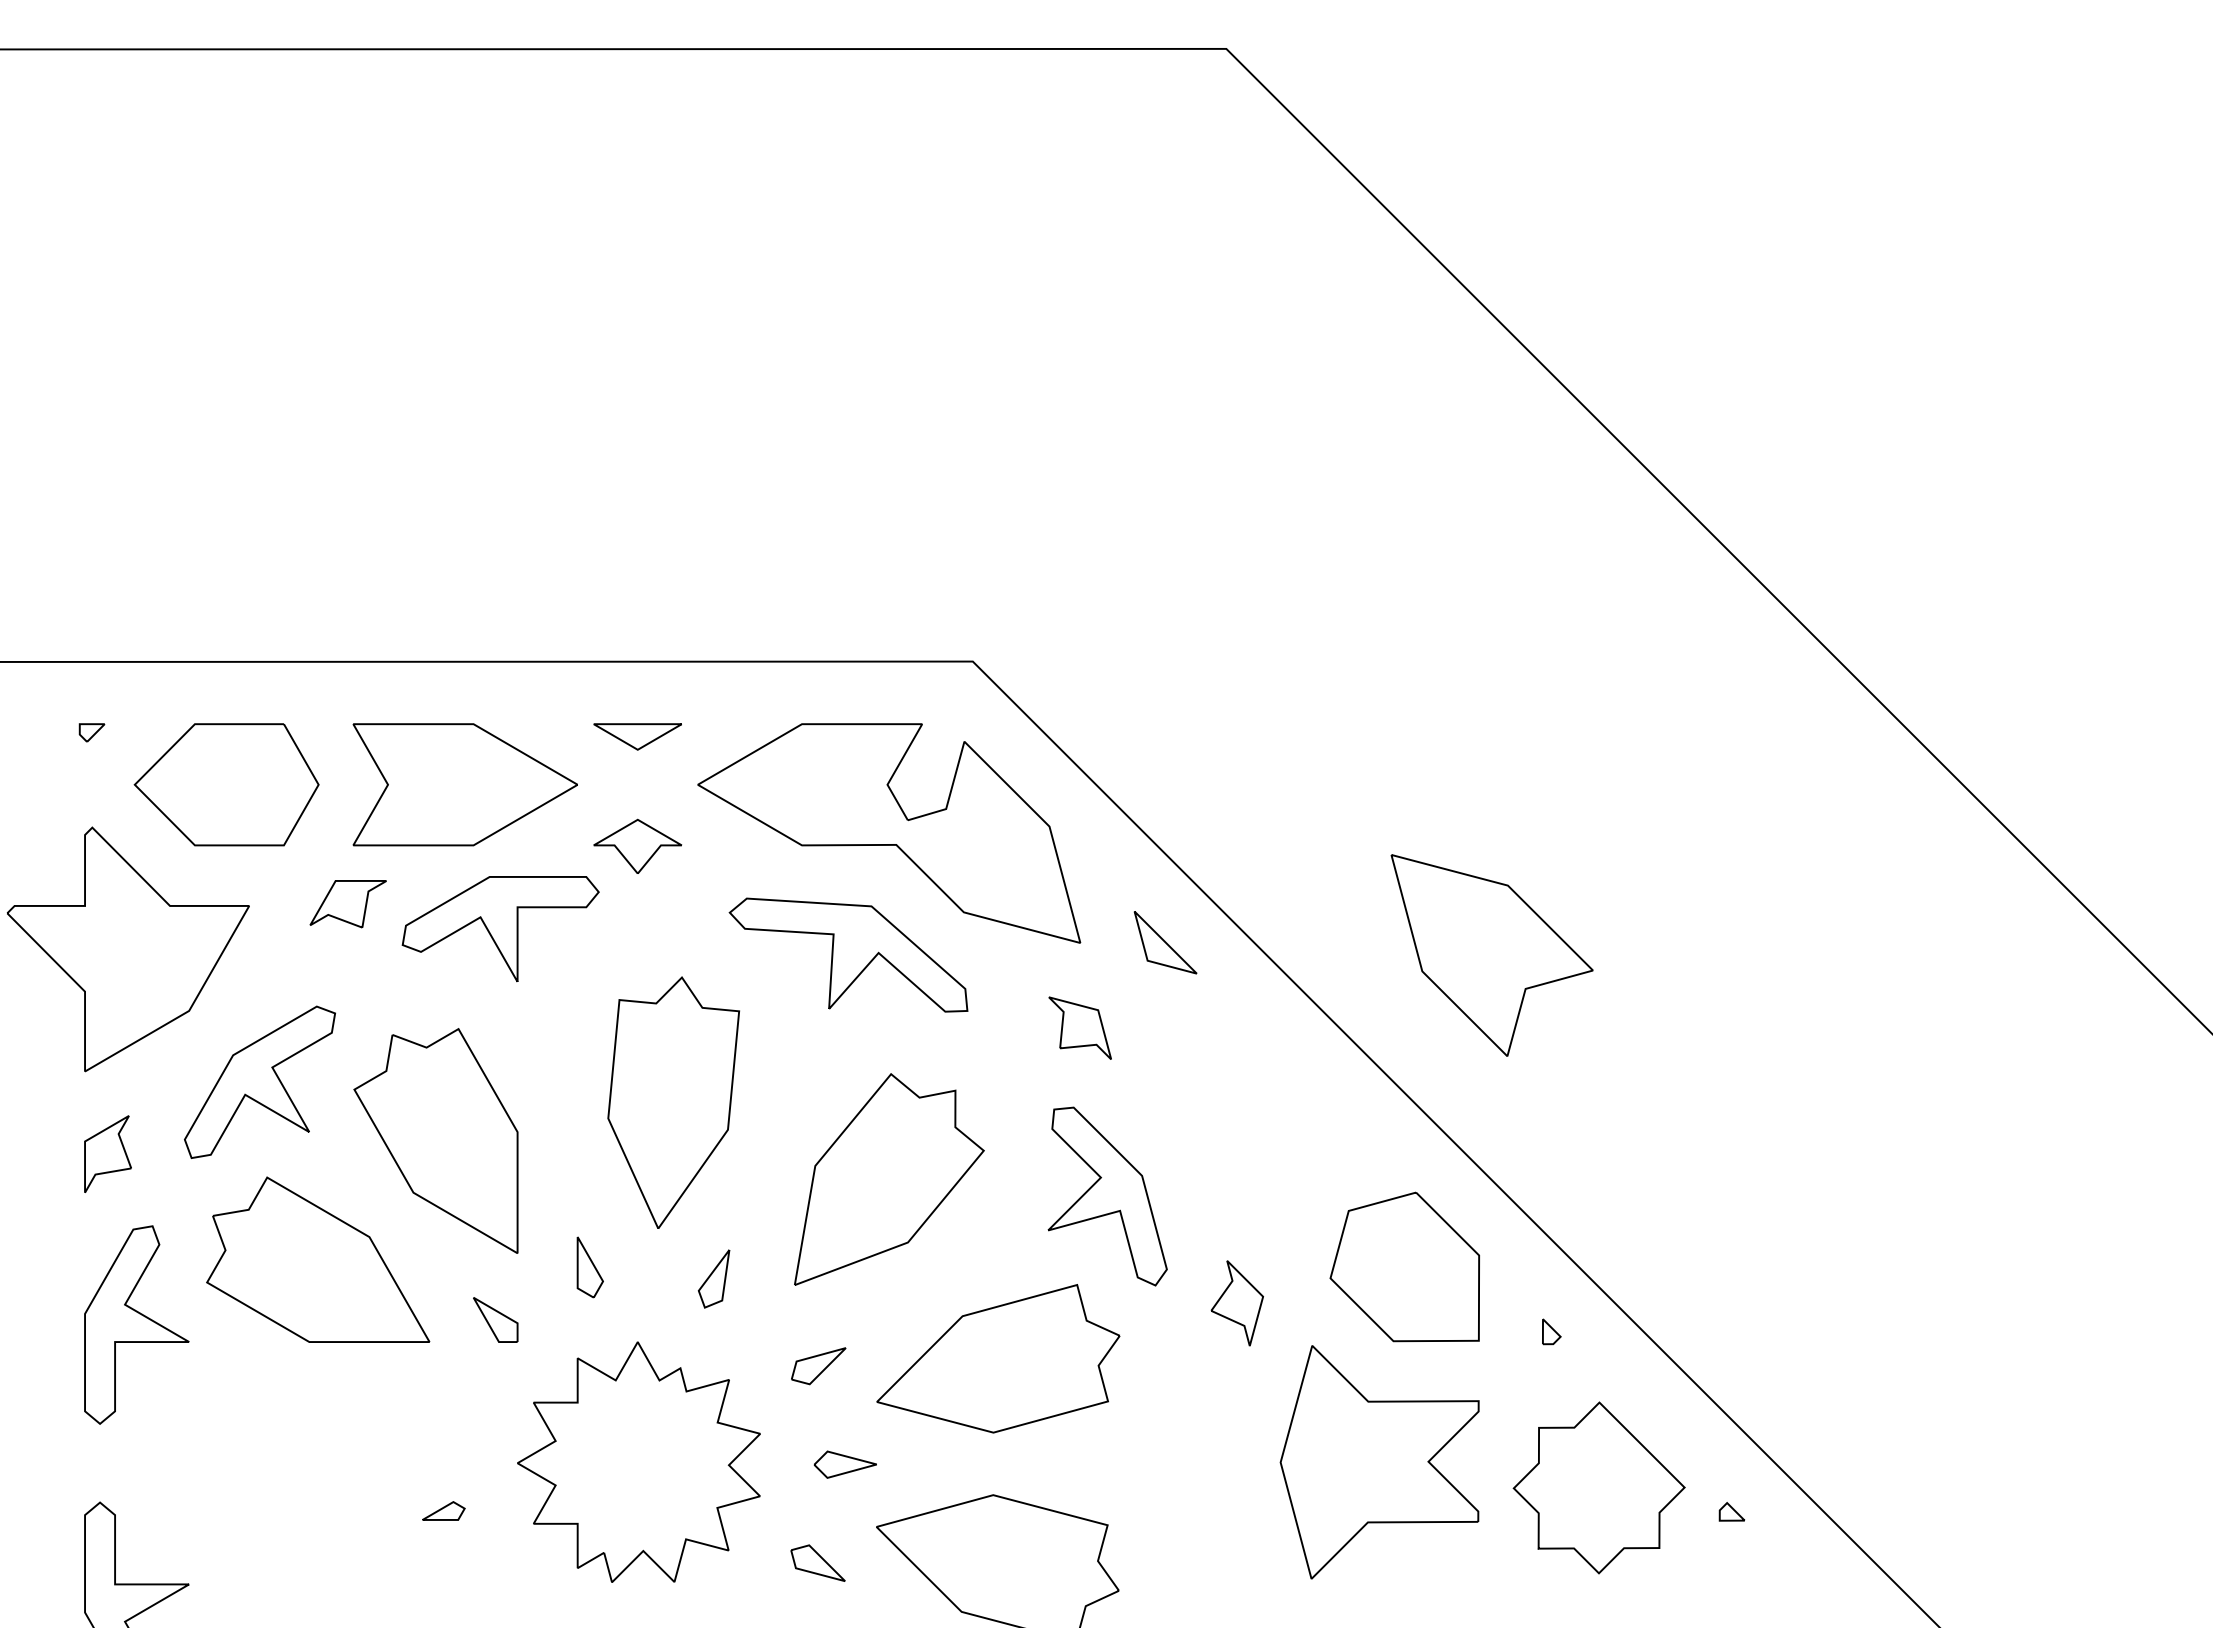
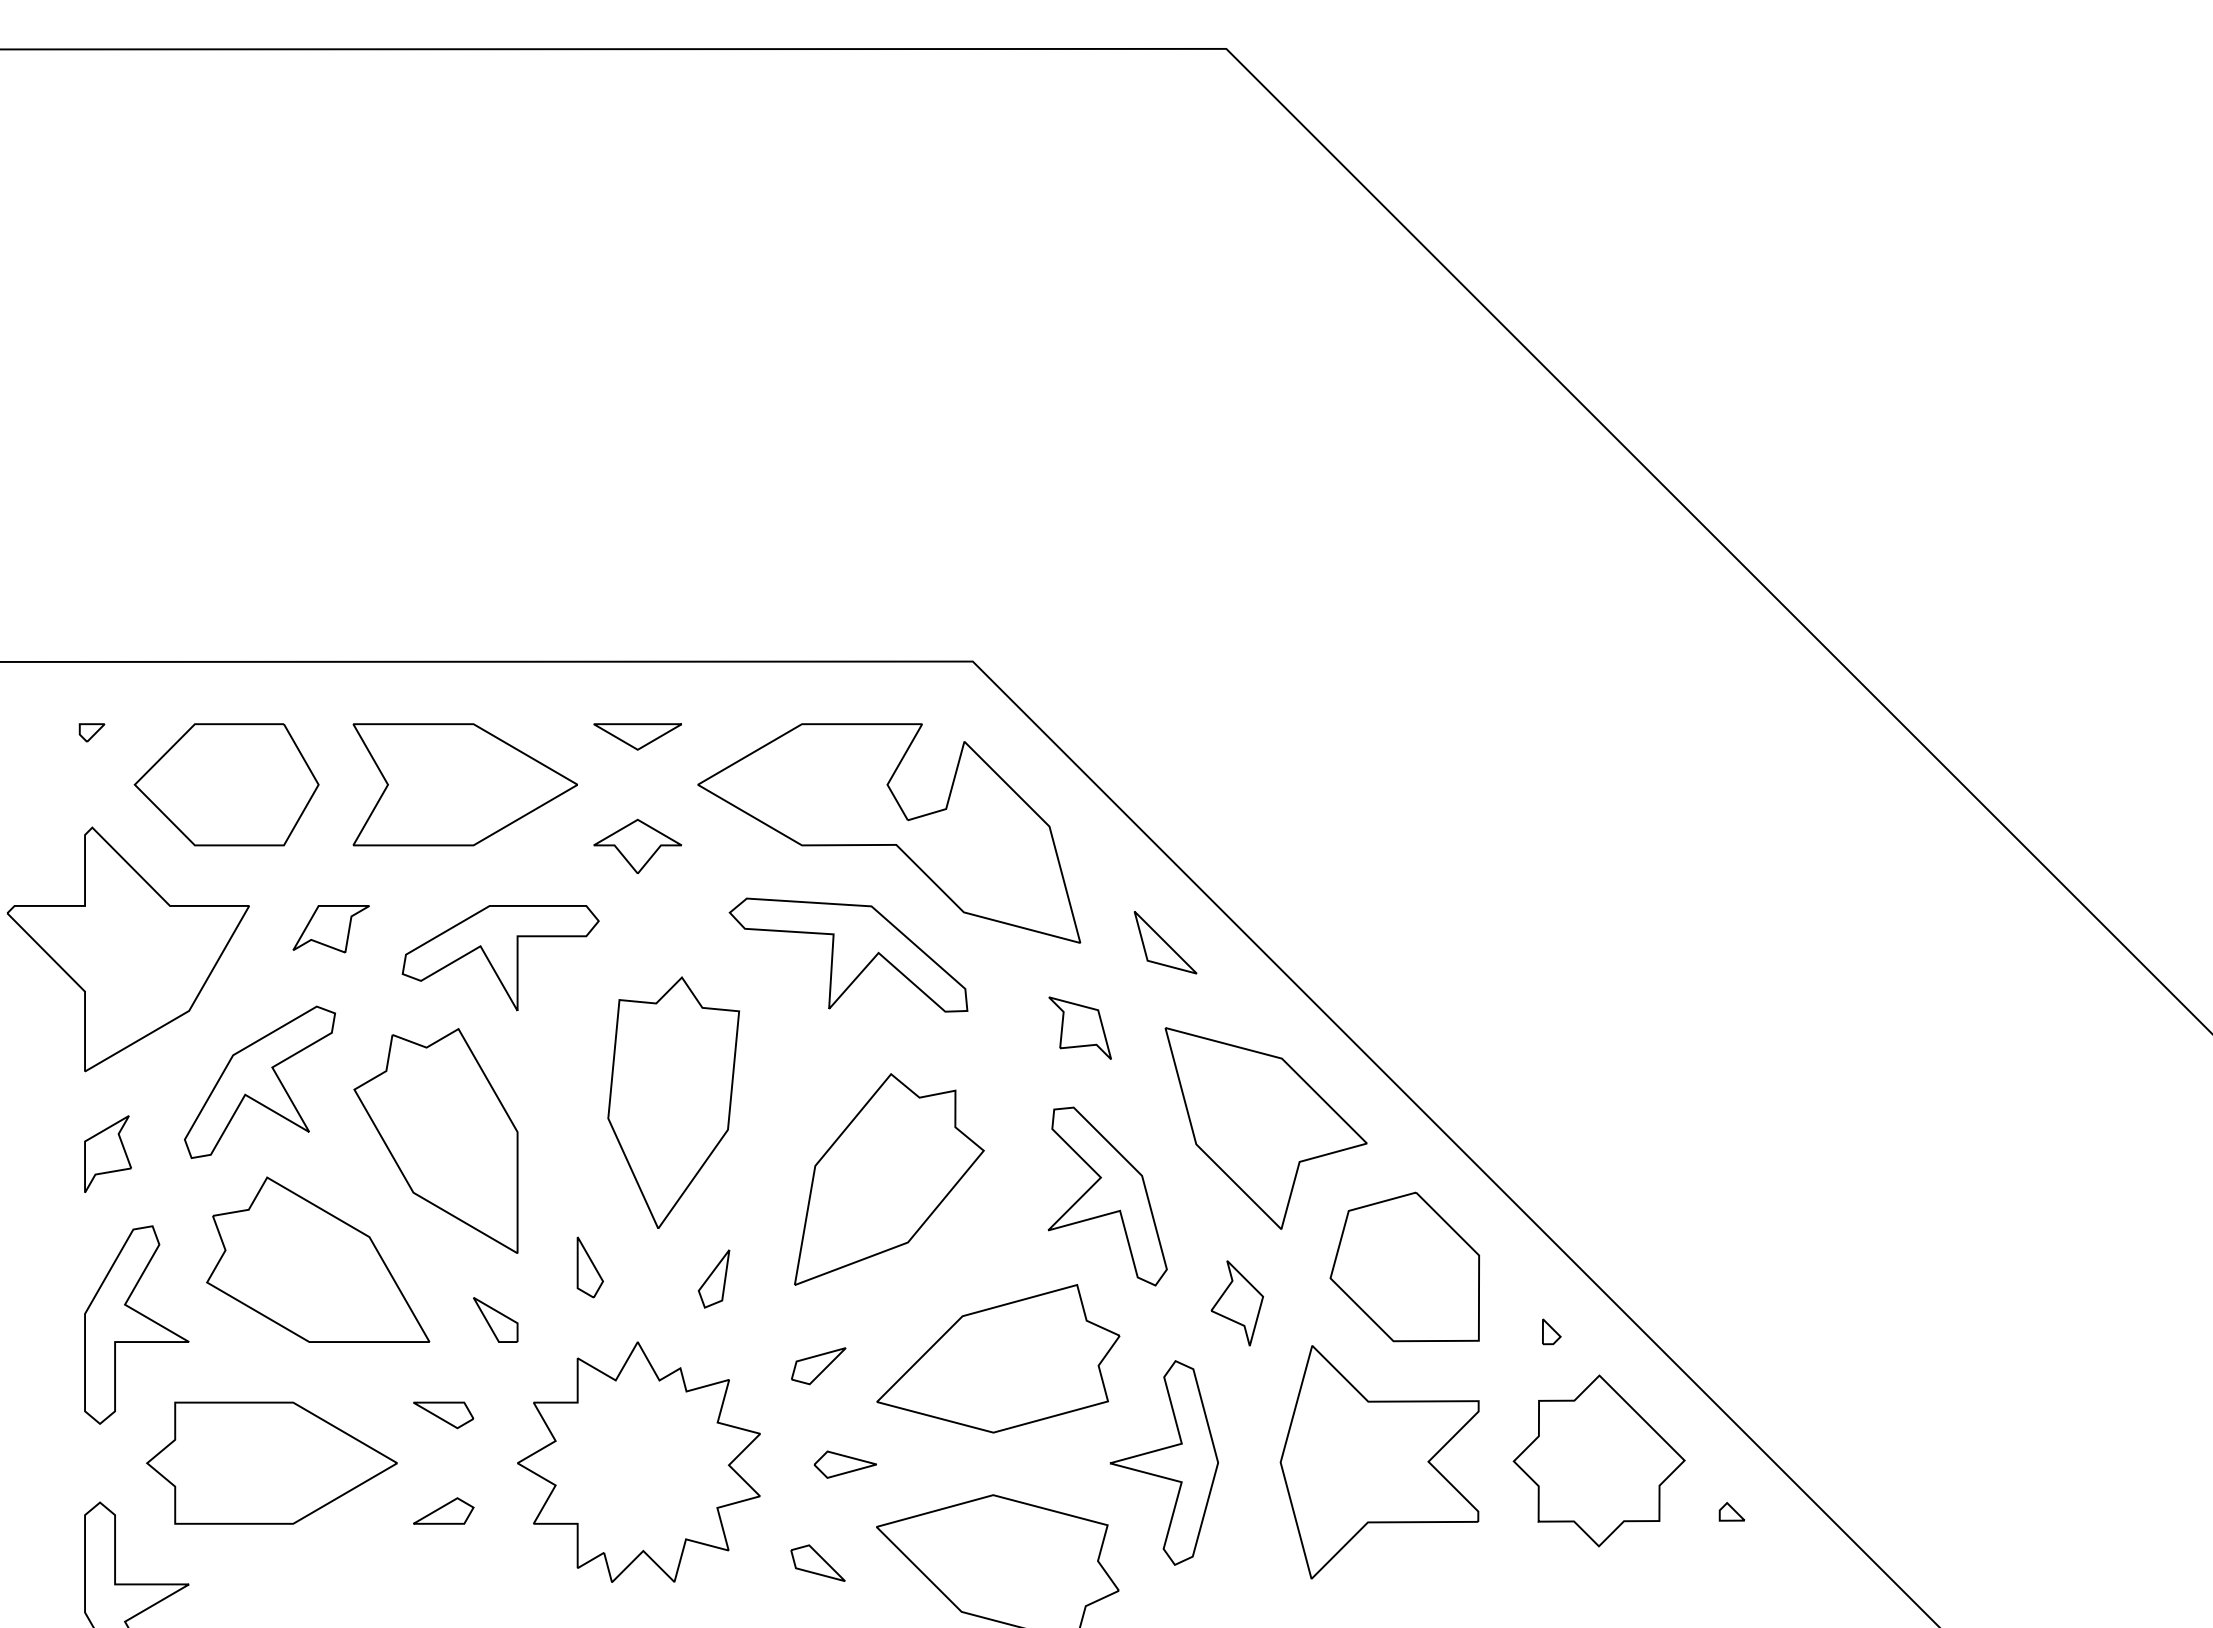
part position: (347, 904) -> (330, 929) (330, 929)
part position: (500, 929) -> (500, 958) (500, 958)
part position: (1491, 955) -> (1265, 1128) (1265, 1128)
part: none -> present (443, 1415)
part: none -> present (271, 1462)
part: none -> present (1163, 1462)
part position: (1598, 1487) -> (1598, 1460) (1598, 1460)
part size: 44x20 px -> 62x28 px (443, 1510)
